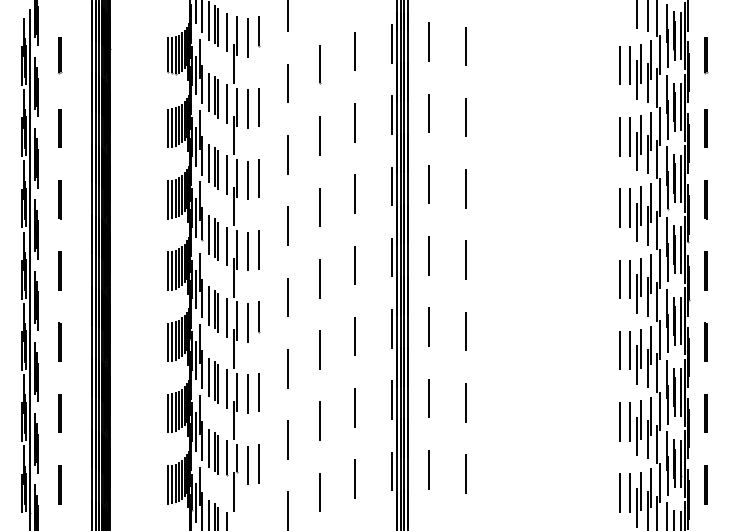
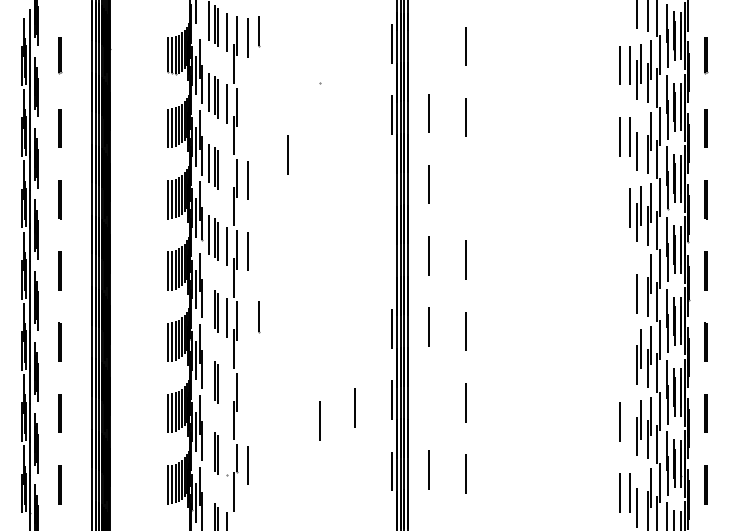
line: present -> none (201, 17)
line: present -> none (287, 17)
line: present -> none (428, 41)
line: present -> none (354, 51)
line: present -> none (320, 63)
line: present -> none (287, 83)
line: present -> none (259, 107)
line: present -> none (247, 108)
line: present -> none (354, 122)
line: present -> none (640, 134)
line: present -> none (319, 135)
line: present -> none (227, 175)
line: present -> none (258, 178)
line: present -> none (391, 186)
line: present -> none (465, 188)
line: present -> none (354, 193)
line: present -> none (320, 207)
line: present -> none (619, 207)
line: present -> none (287, 226)
line: present -> none (258, 249)
line: present -> none (391, 257)
line: present -> none (354, 265)
line: present -> none (640, 277)
line: present -> none (320, 278)
line: present -> none (619, 279)
line: present -> none (630, 279)
line: present -> none (287, 297)
line: present -> none (209, 305)
line: present -> none (247, 322)
line: present -> none (354, 336)
line: present -> none (319, 349)
line: present -> none (619, 350)
line: present -> none (630, 350)
line: present -> none (287, 368)
line: present -> none (209, 377)
line: present -> none (227, 388)
line: present -> none (259, 392)
line: present -> none (247, 393)
line: present -> none (428, 398)
line: present -> none (630, 421)
line: present -> none (287, 439)
line: present -> none (209, 448)
line: present -> none (227, 457)
line: present -> none (258, 463)
line: present -> none (354, 478)
line: present -> none (640, 491)
line: present -> none (320, 492)
line: present -> none (287, 509)
line: present -> none (209, 513)
